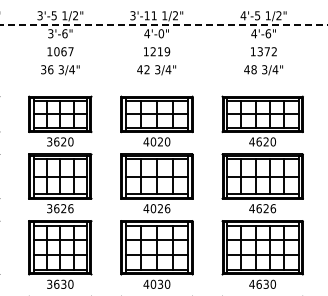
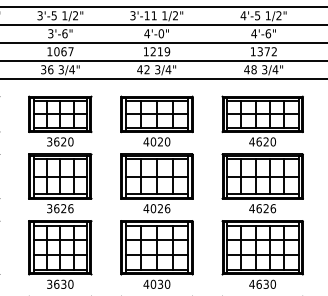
line: none -> present (163, 6)
line: dashed -> solid (163, 24)
line: none -> present (163, 42)
line: none -> present (163, 60)
line: none -> present (163, 78)
